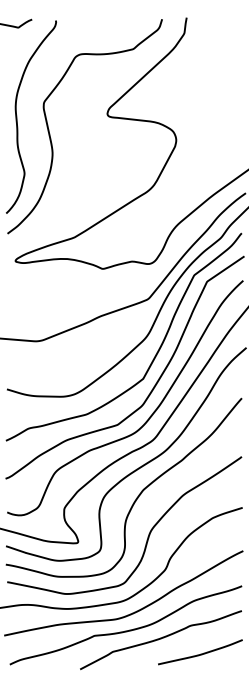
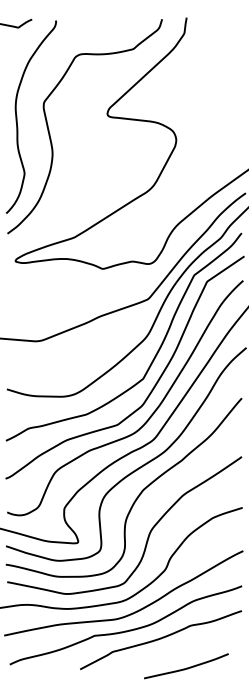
curve position: (200, 653) -> (186, 667) (186, 667)
